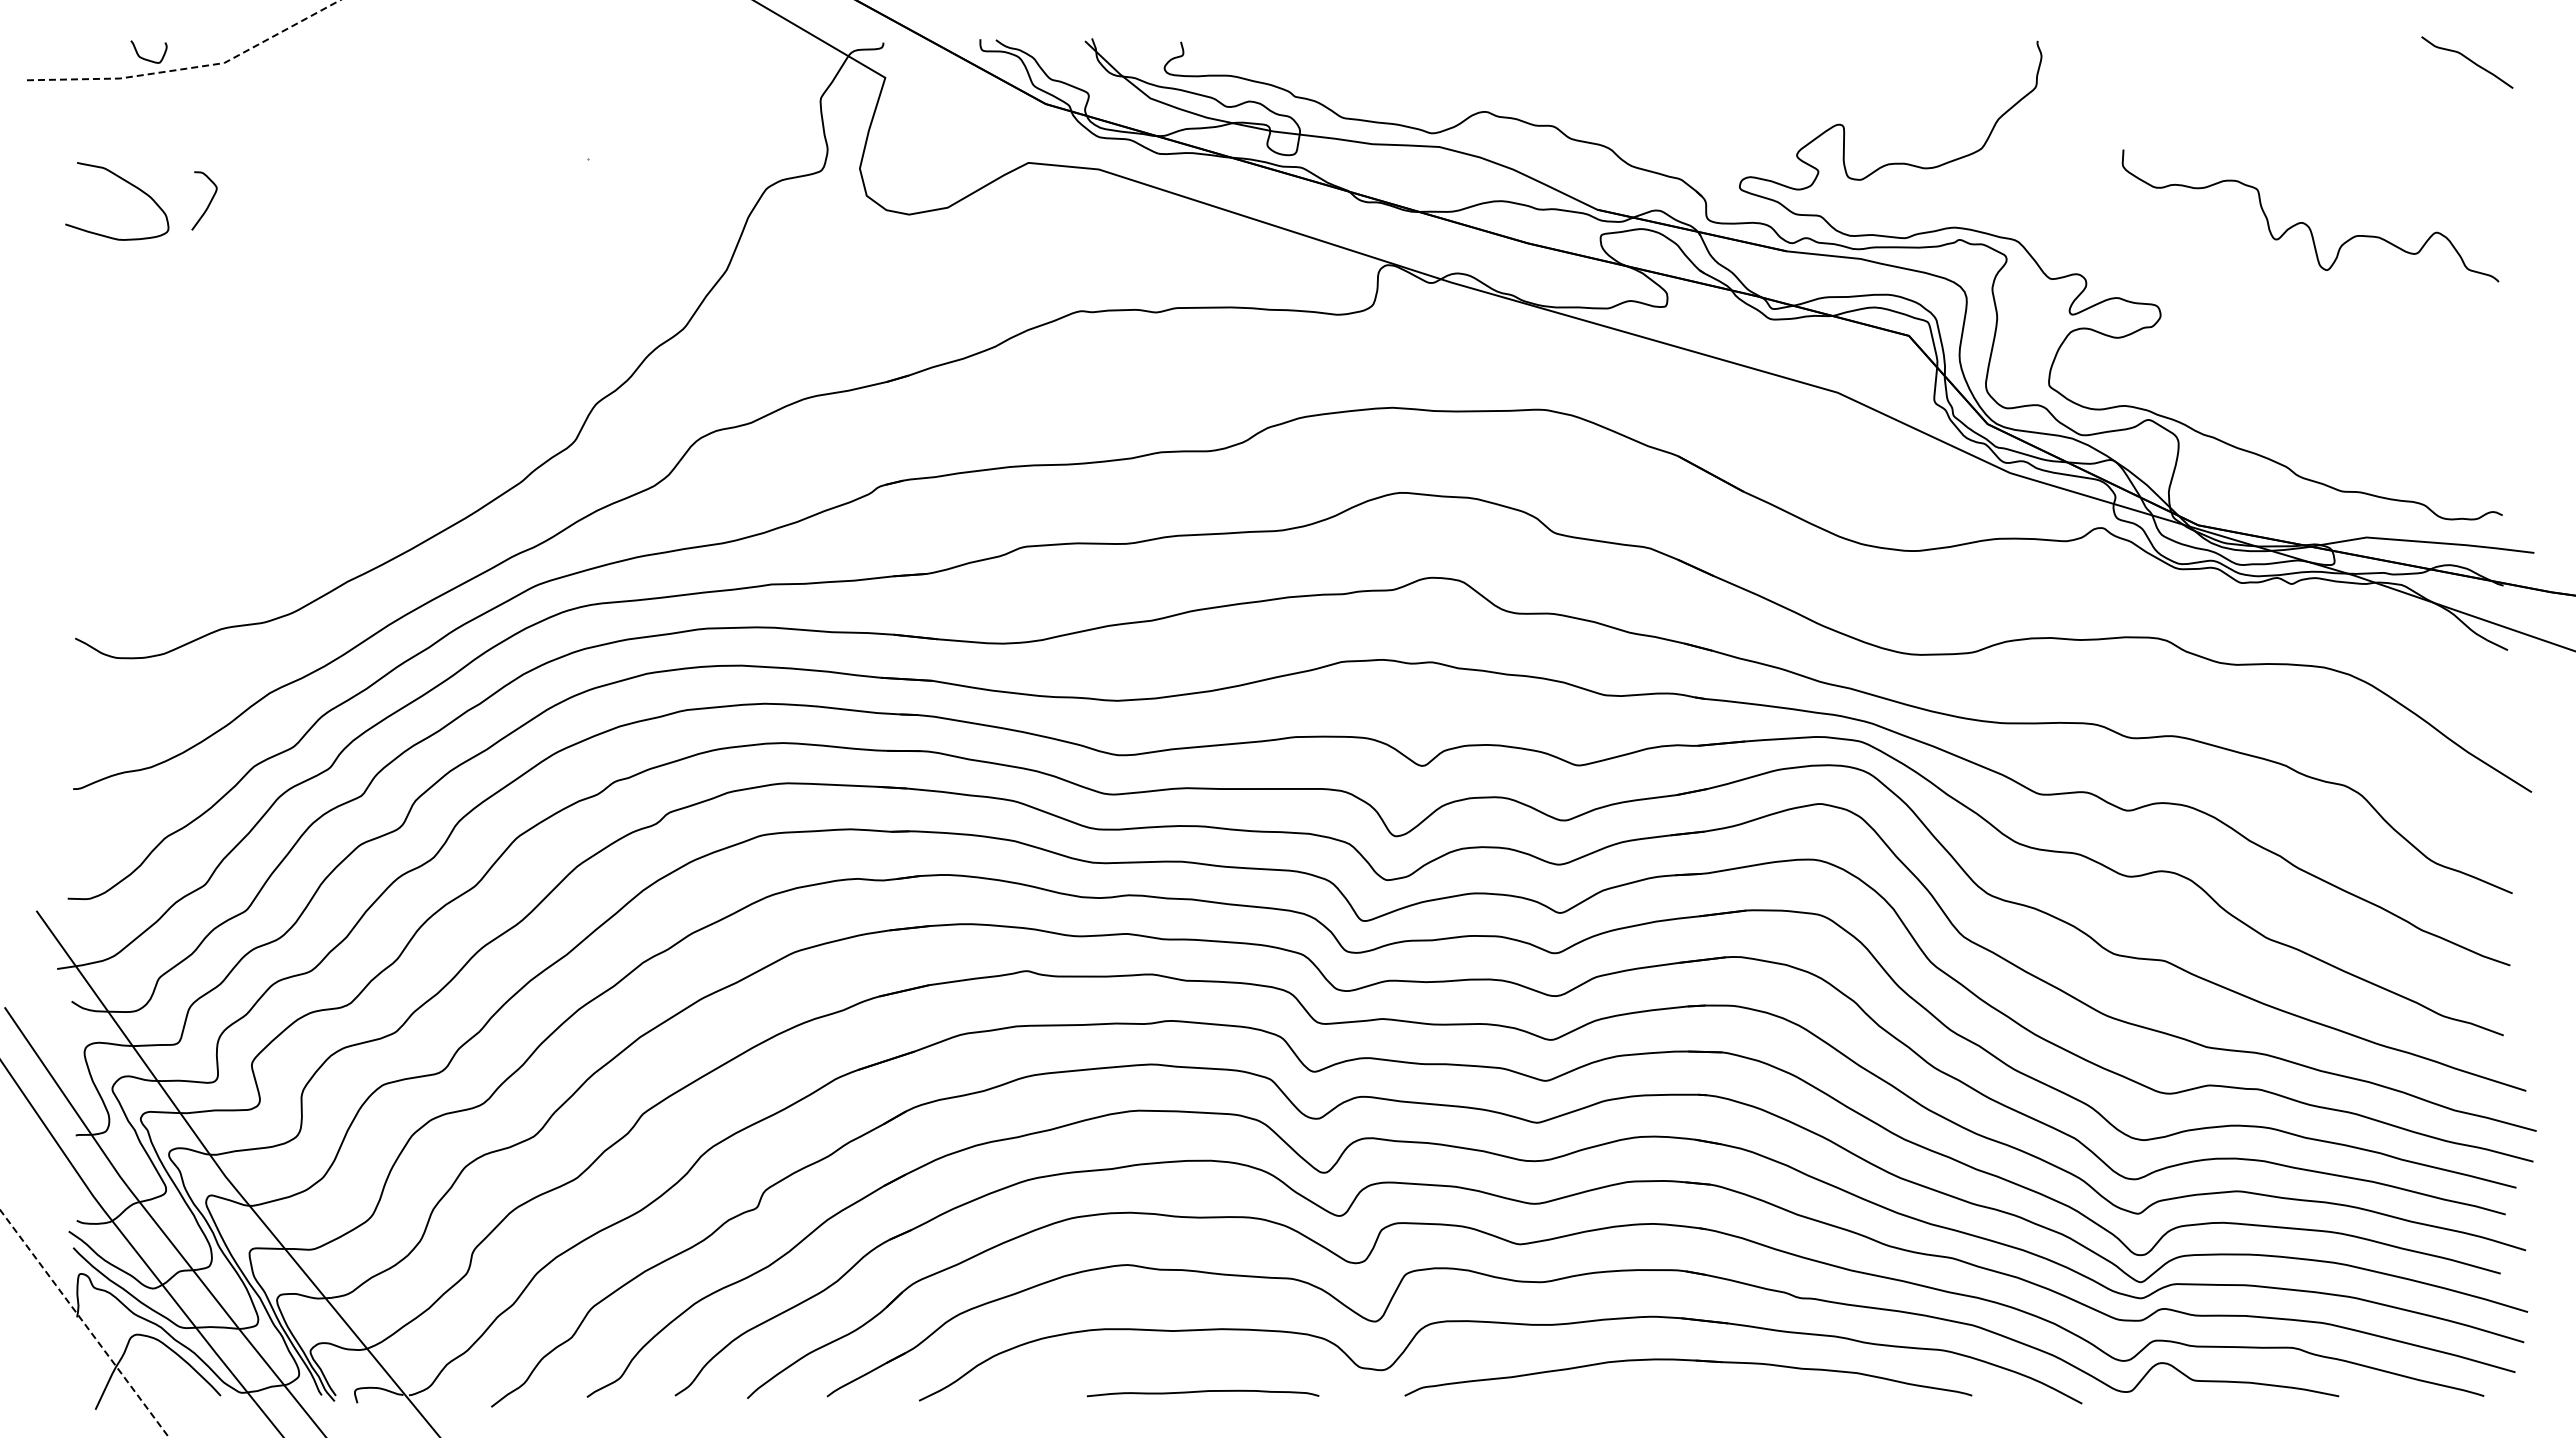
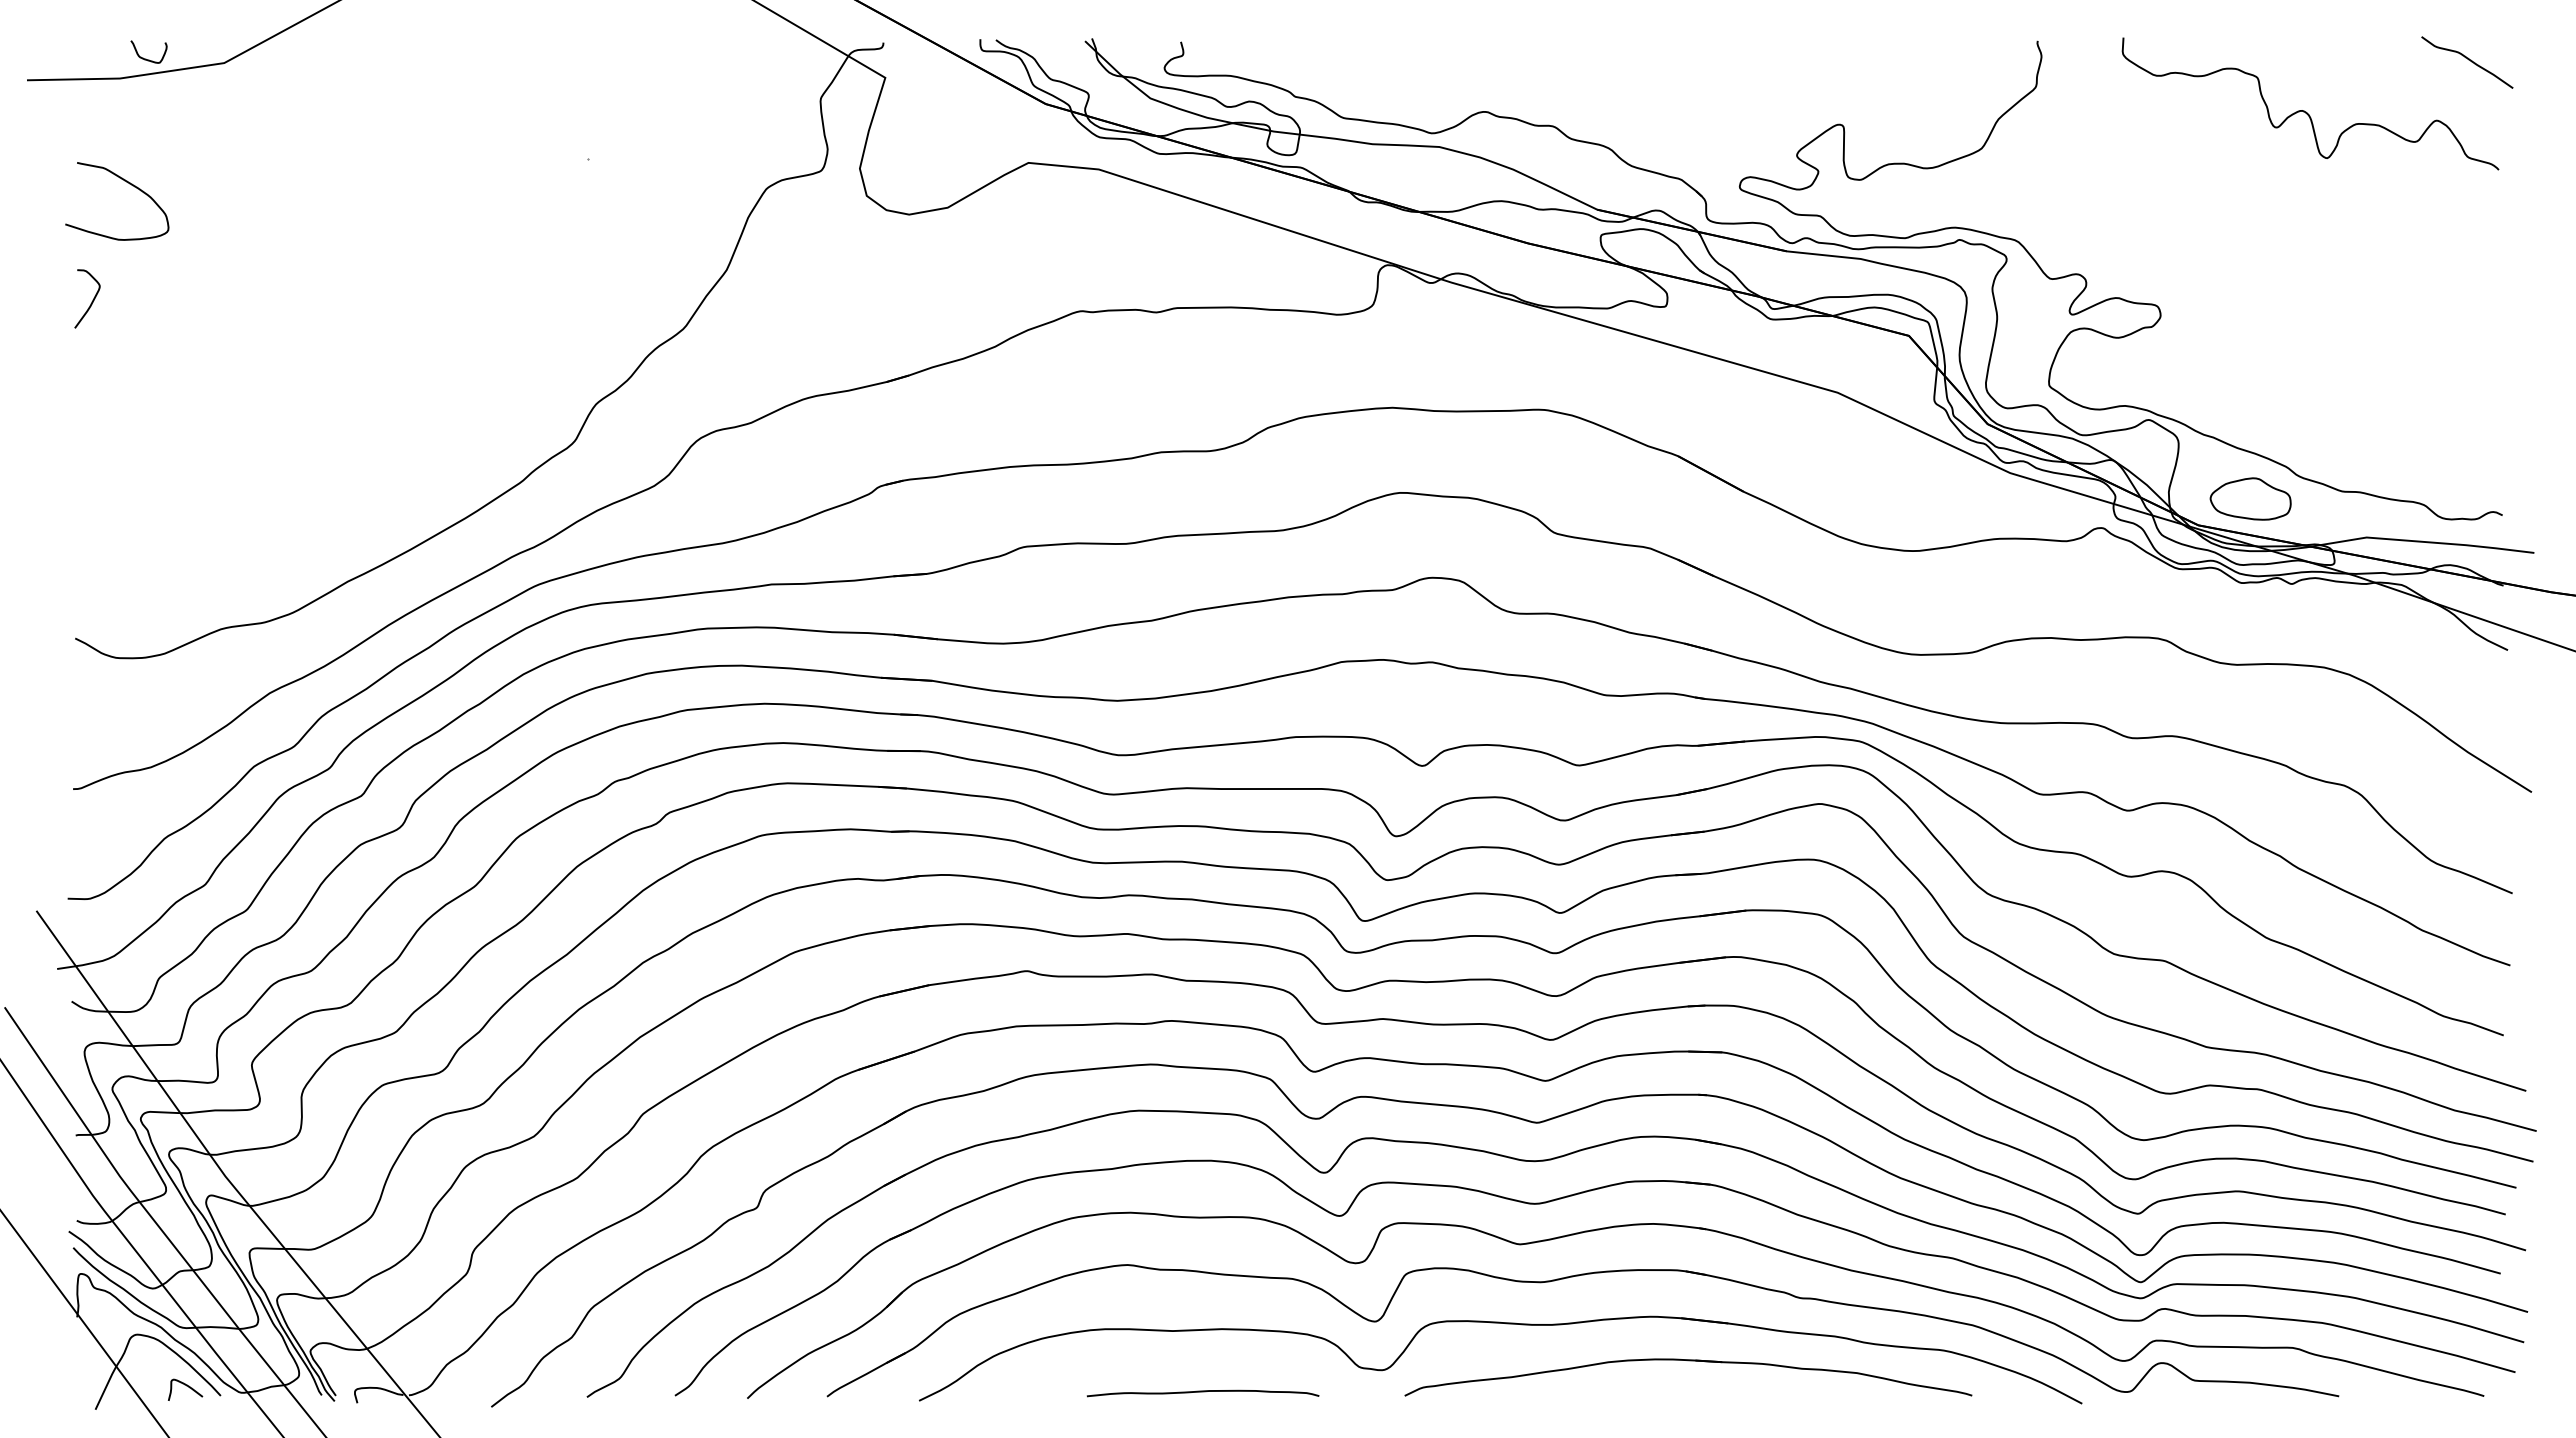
line: dashed -> solid (190, 68)
curve position: (208, 203) -> (91, 301) (91, 301)
curve position: (2306, 223) -> (2306, 111) (2306, 111)
part: none -> present (2250, 498)
line: dashed -> solid (84, 1324)
curve: none -> present (186, 1386)
